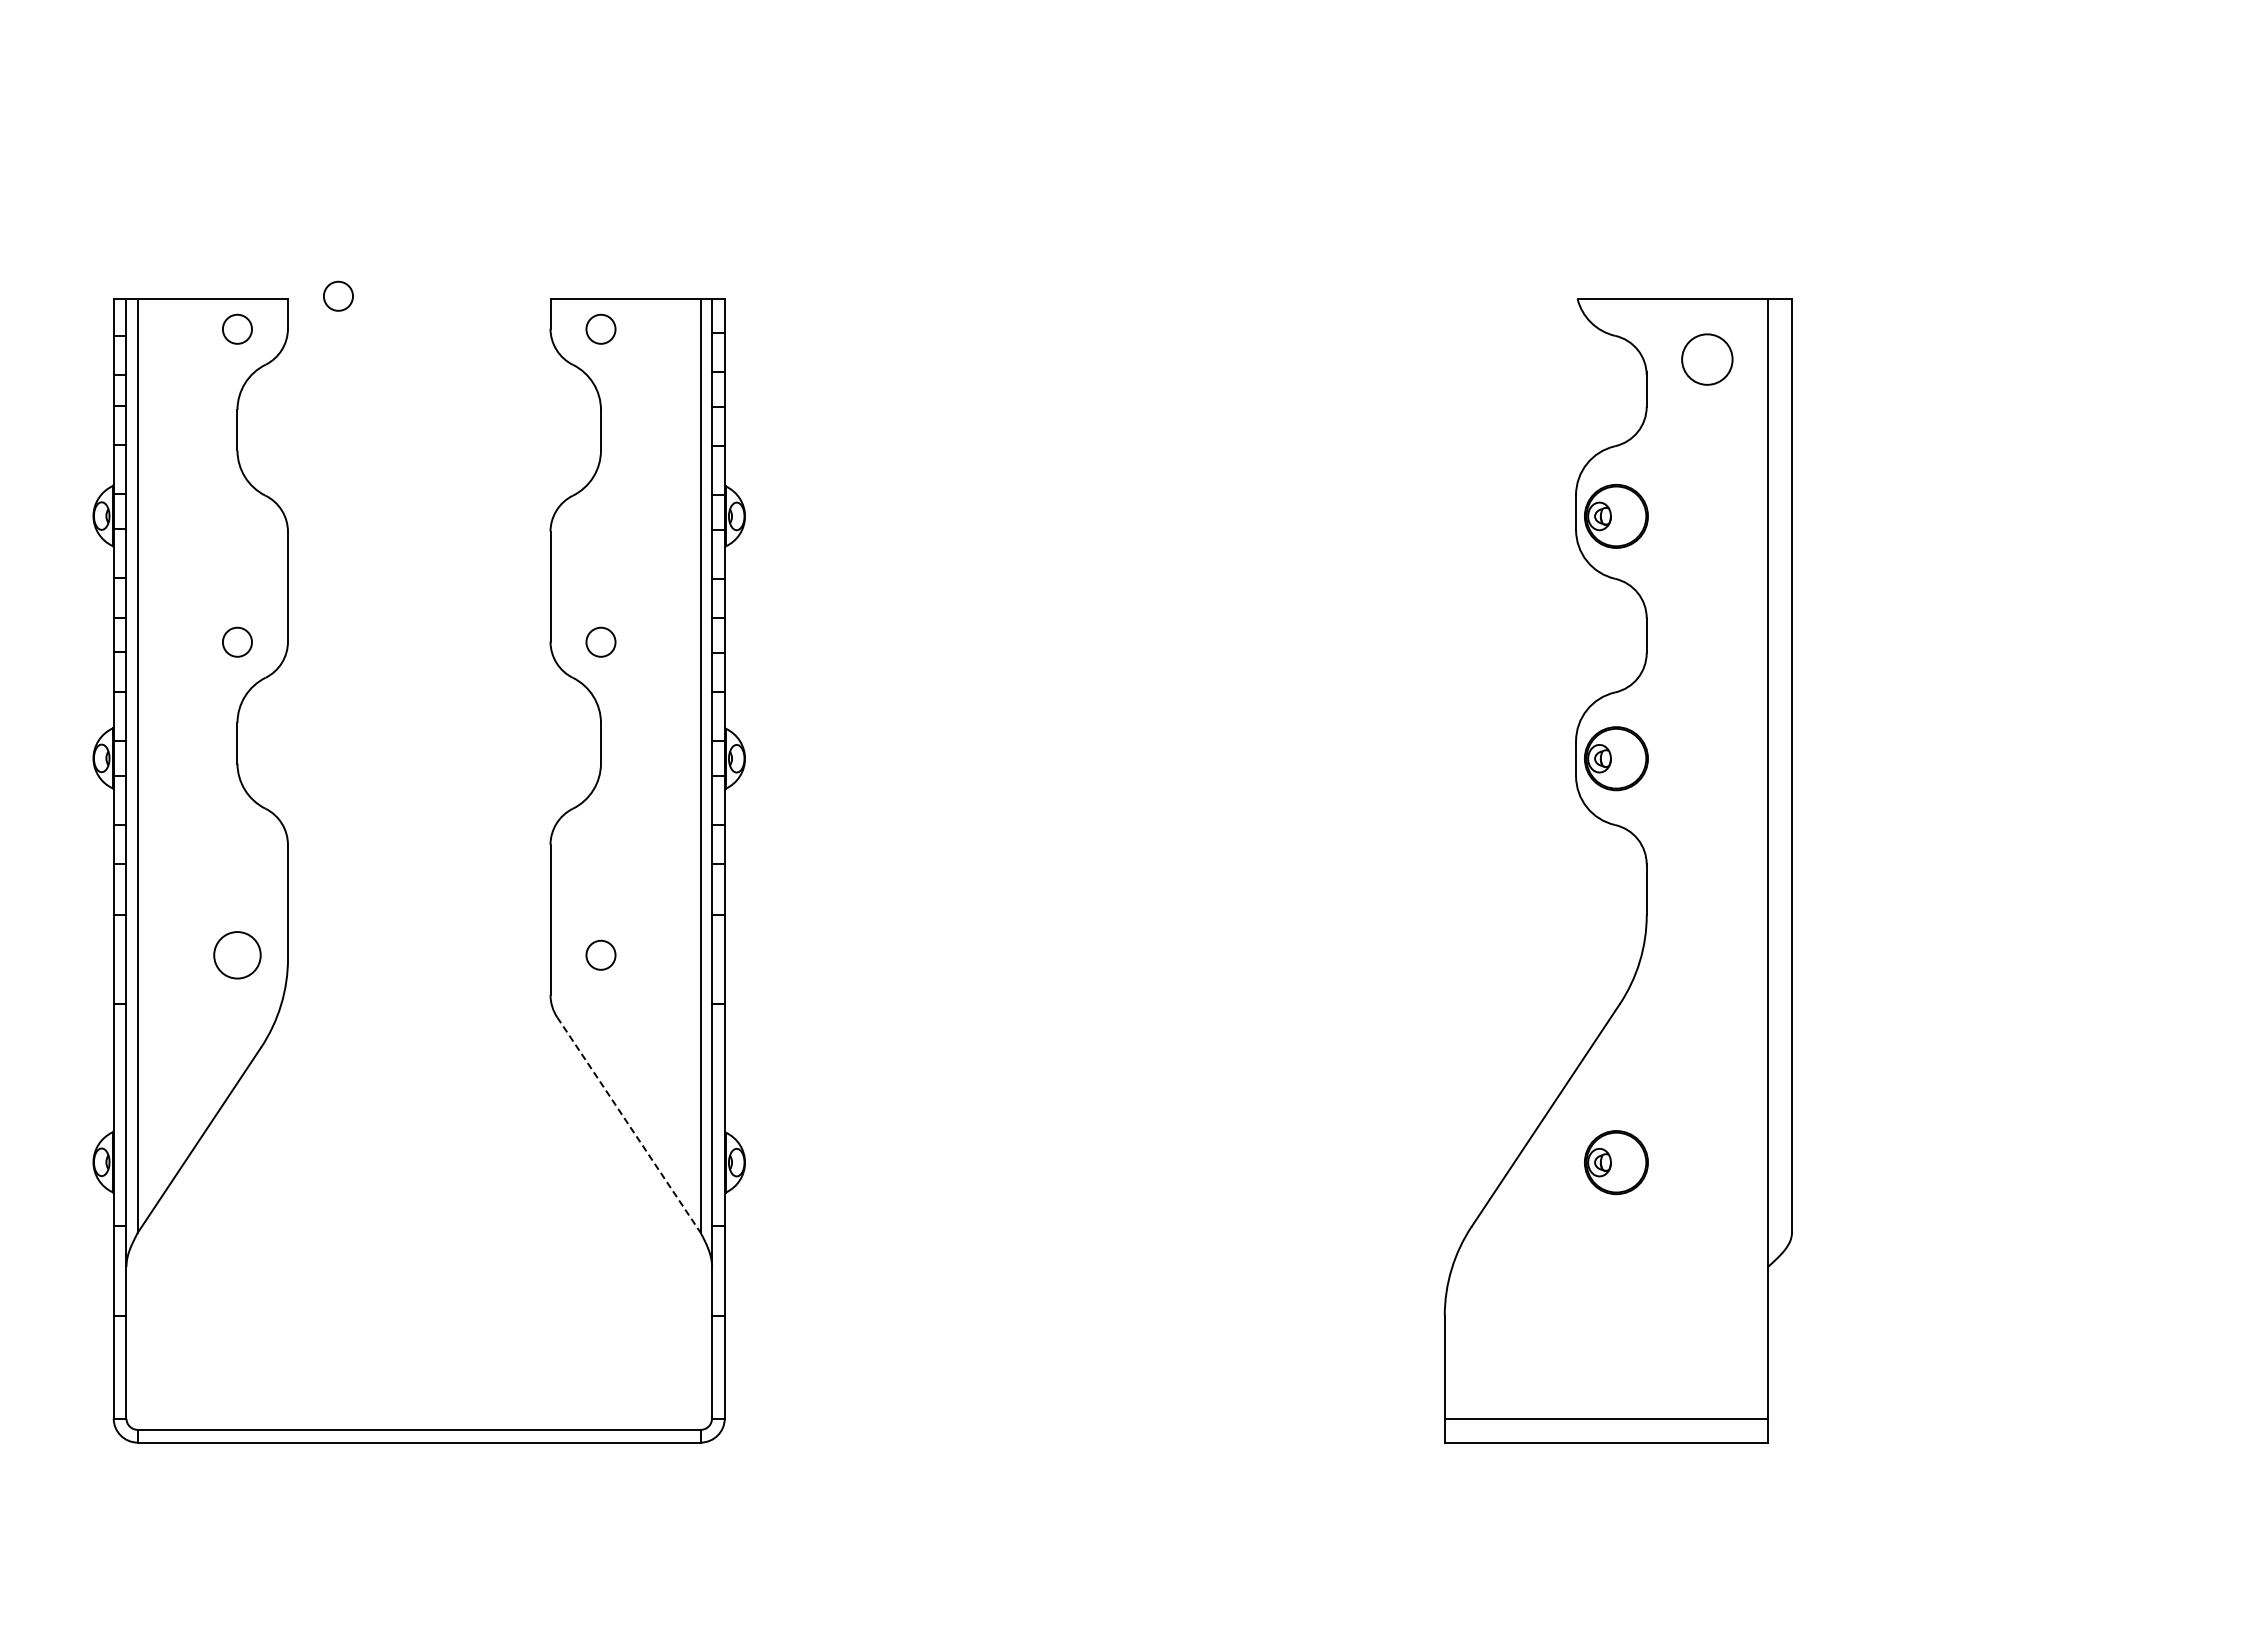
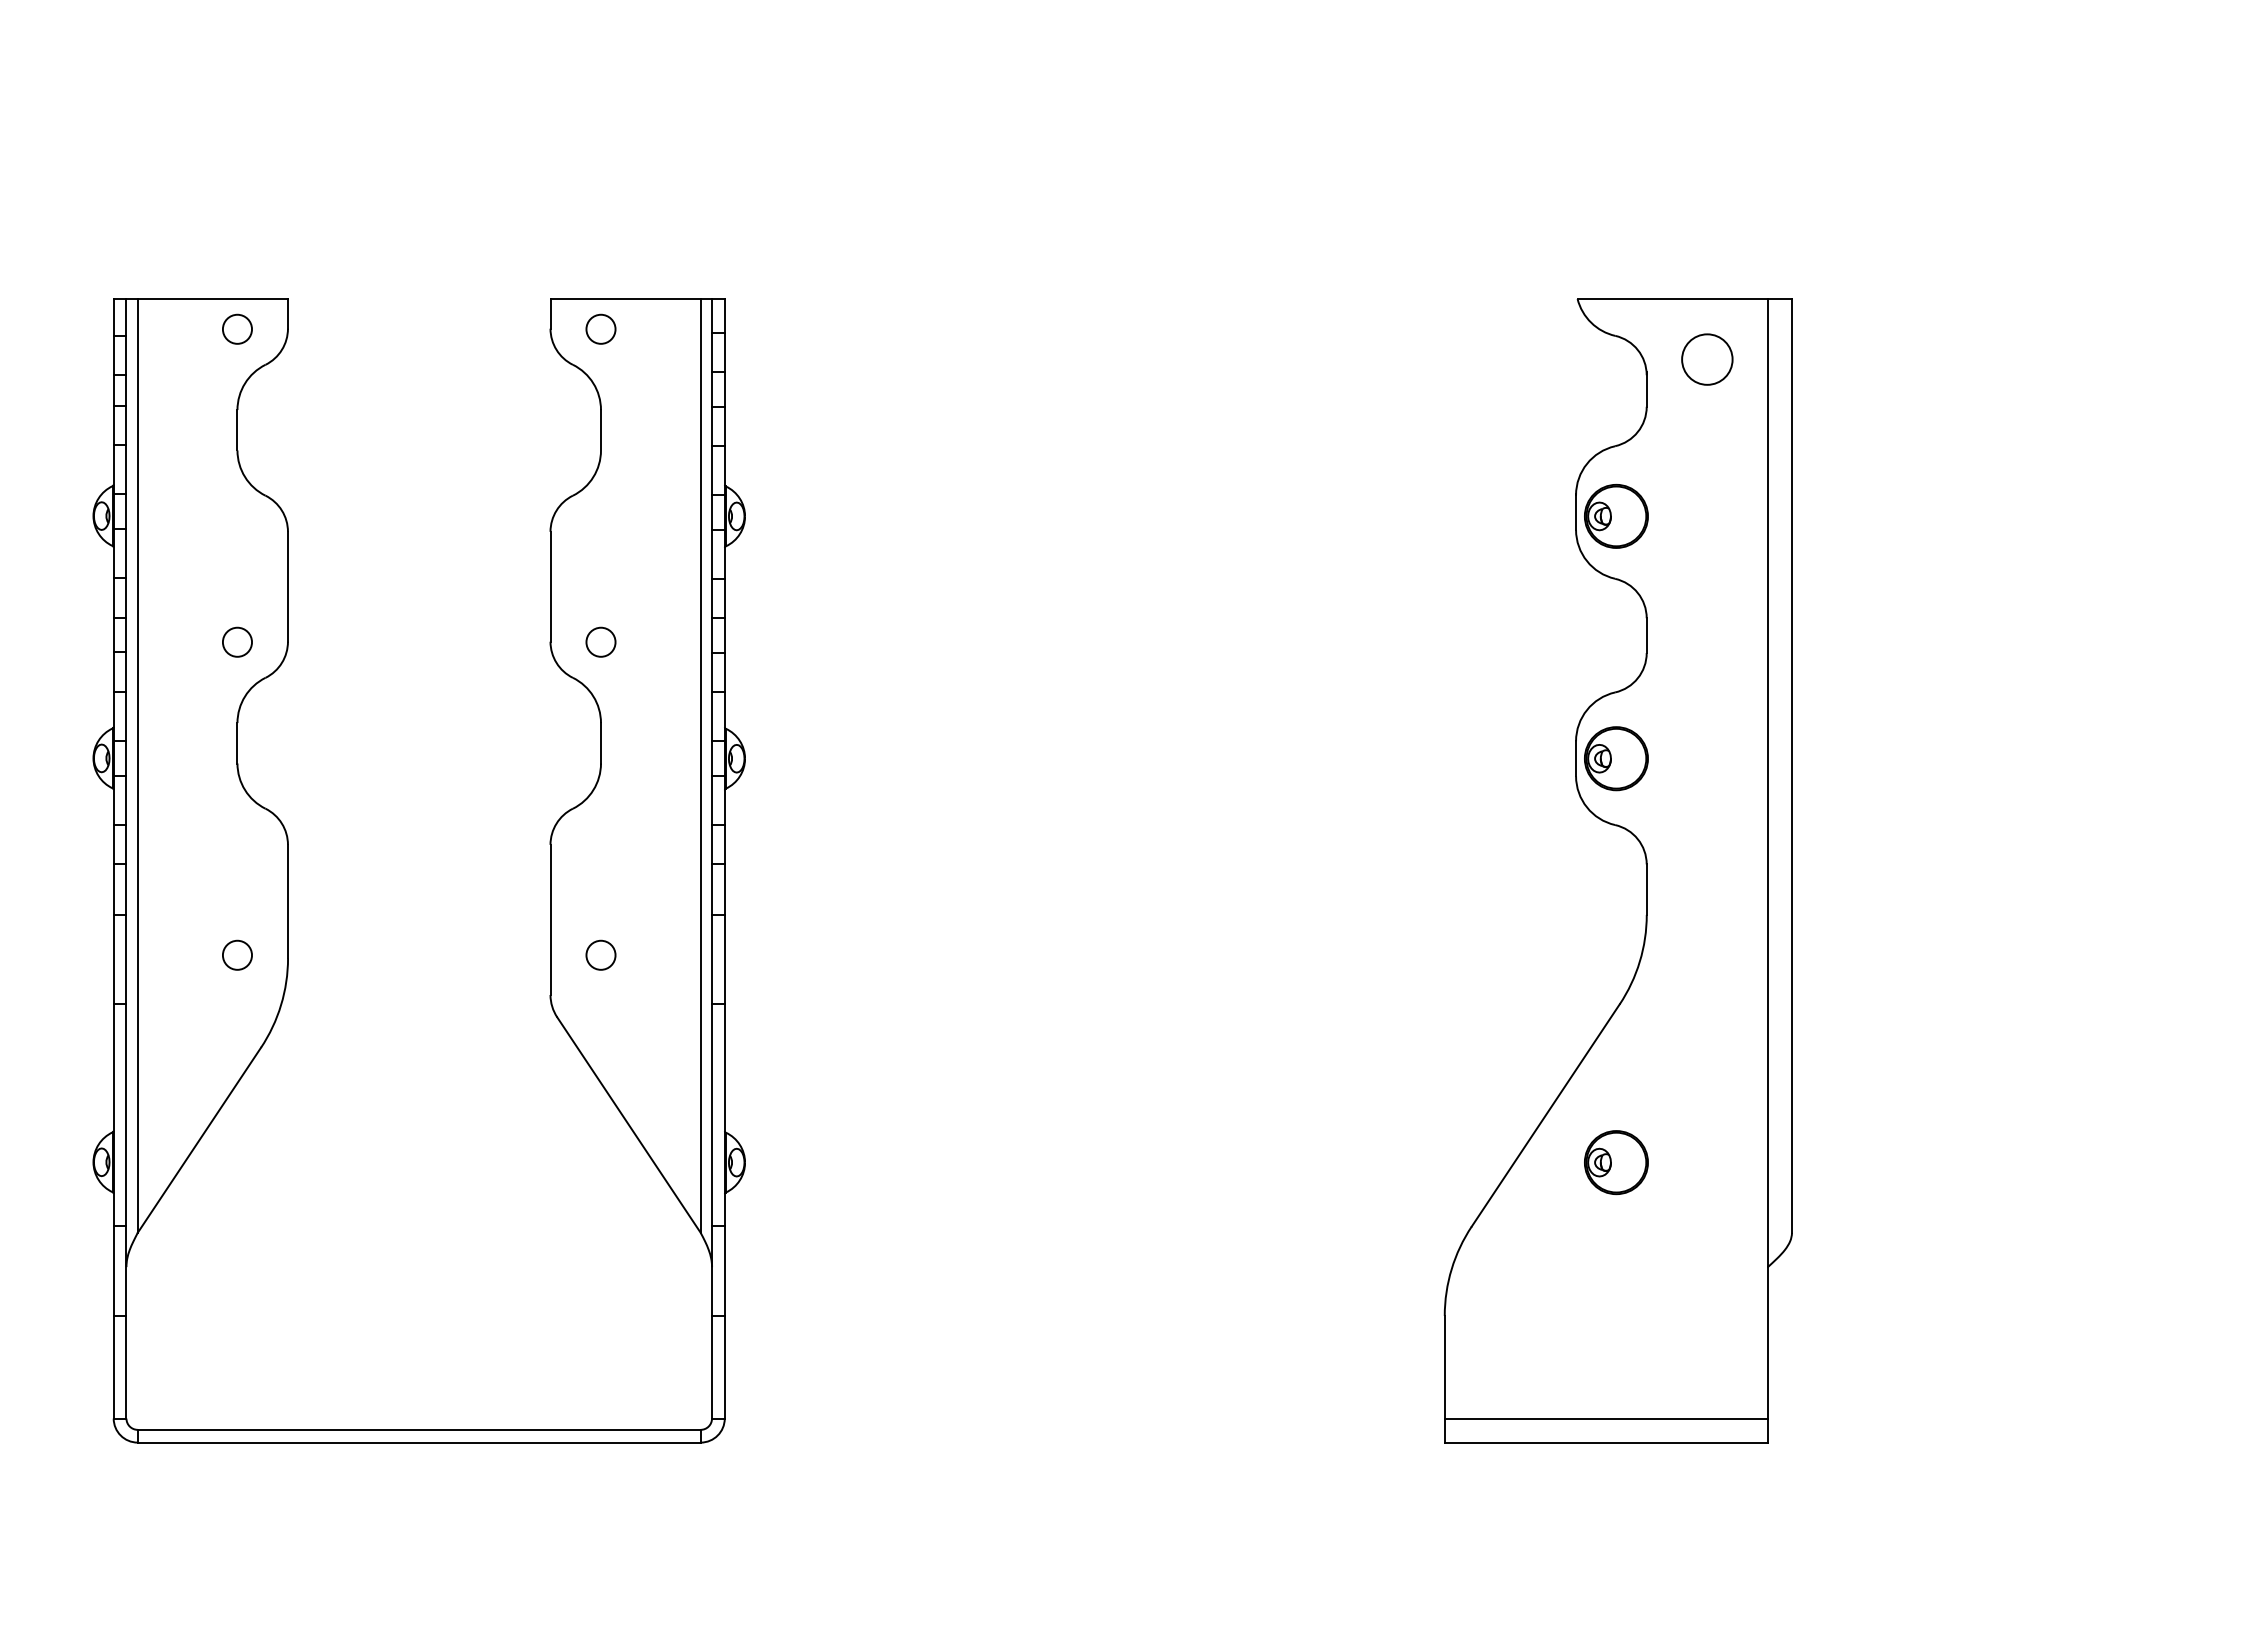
circle: present -> none (338, 295)
circle diameter: 47 px -> 29 px (237, 954)
line: dashed -> solid (629, 1125)
